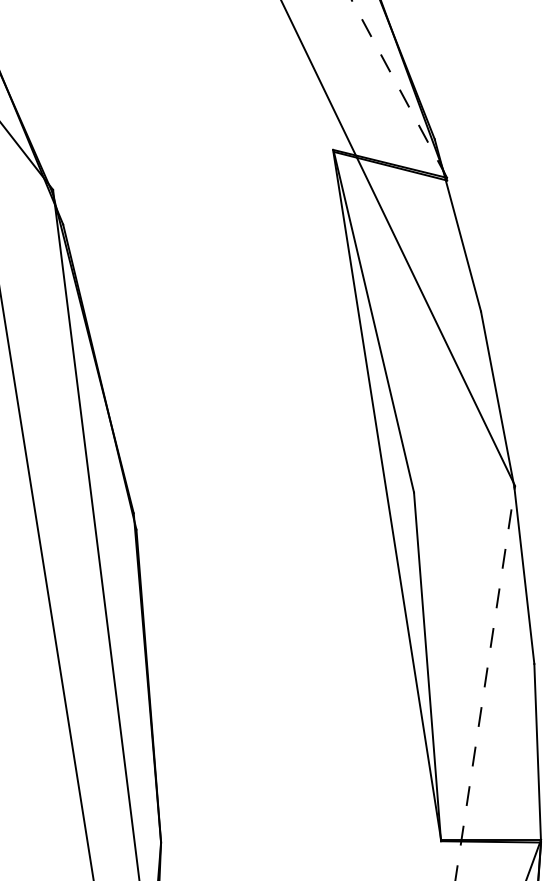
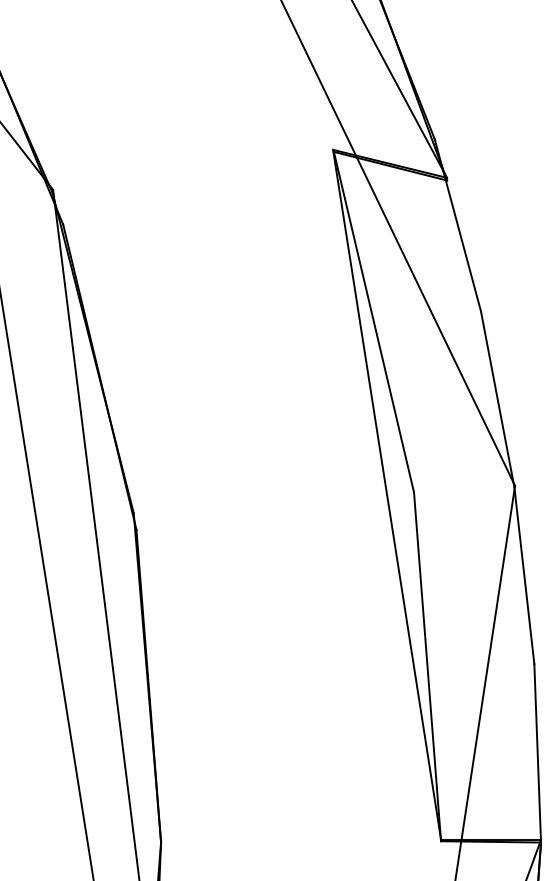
line: dashed -> solid (399, 88)
line: dashed -> solid (485, 682)
